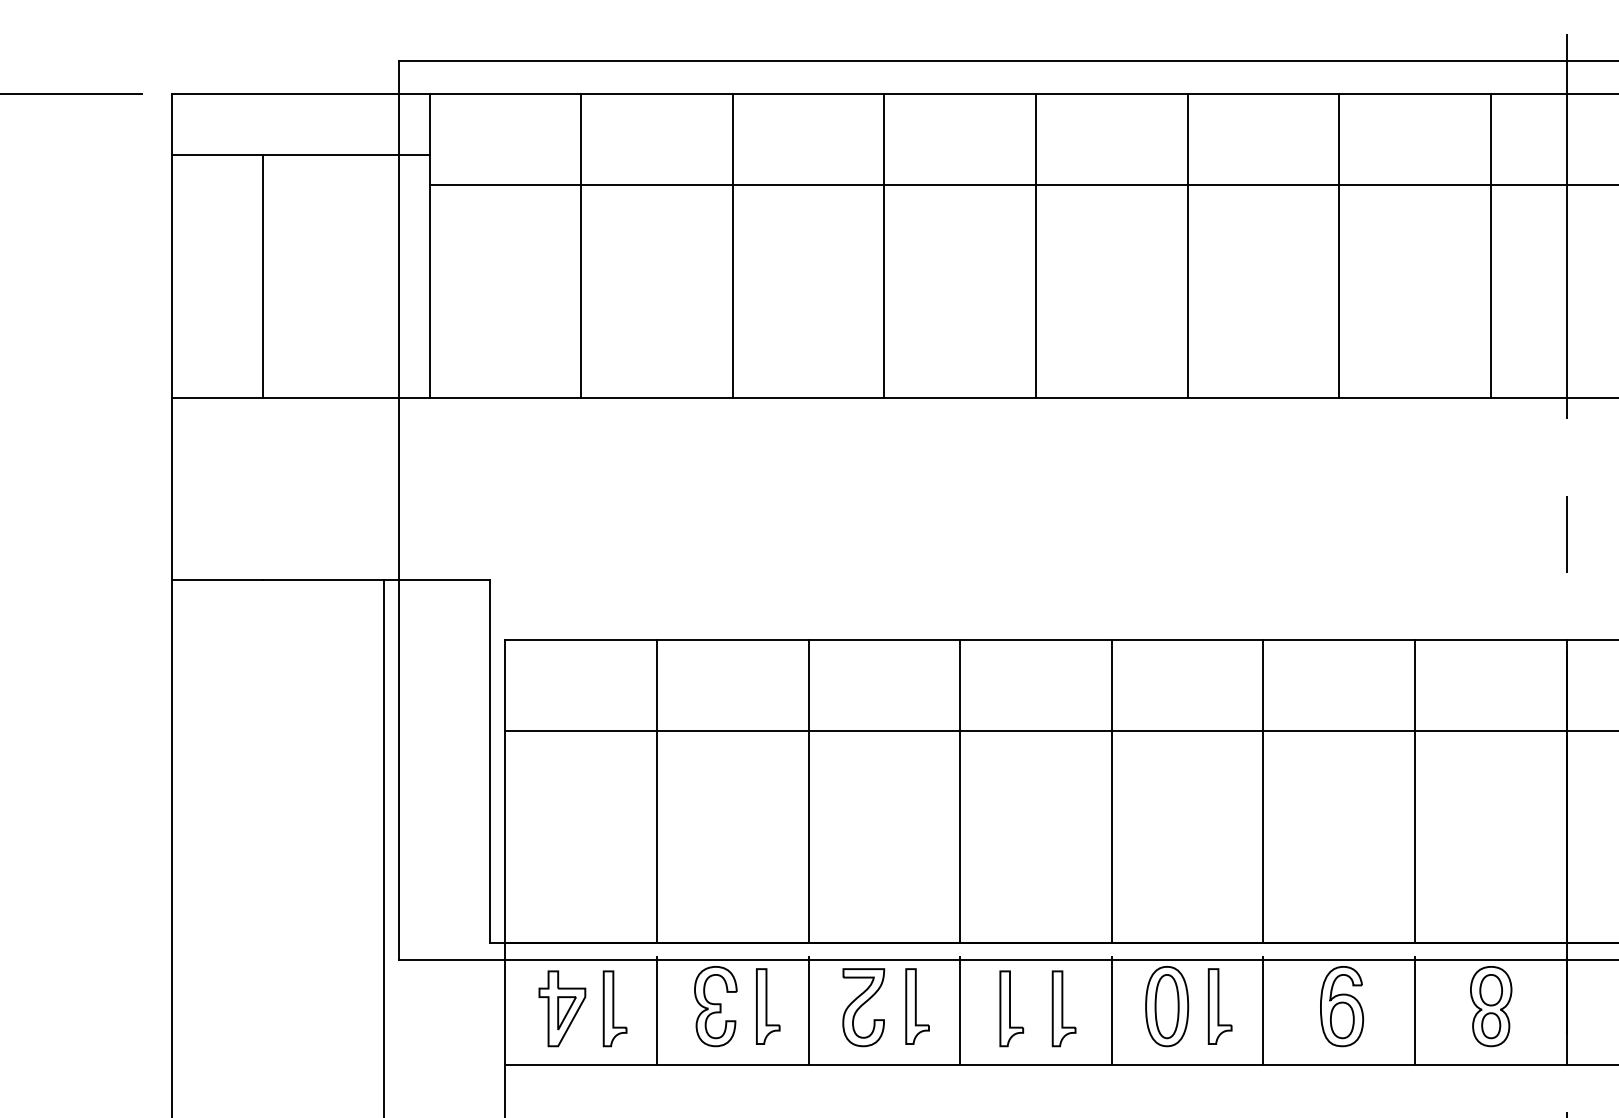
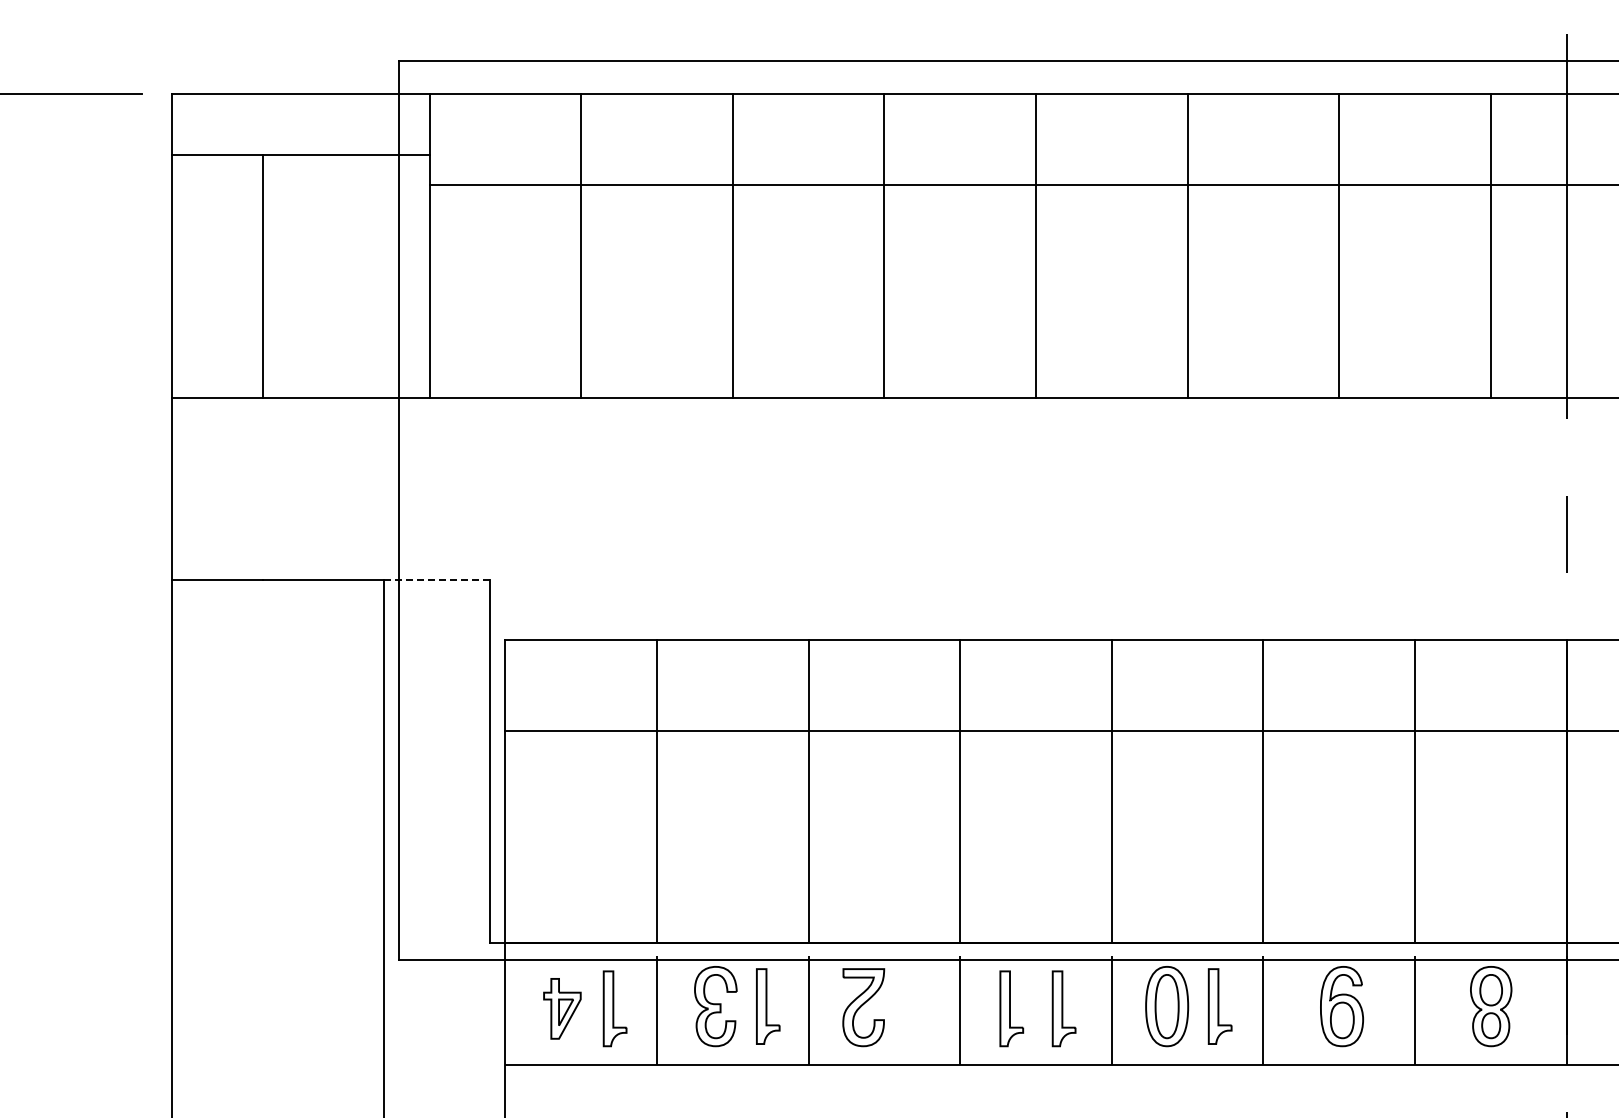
line: solid -> dashed (437, 579)
part: present -> none (917, 1006)
part size: 49x78 px -> 39x62 px (562, 1008)
